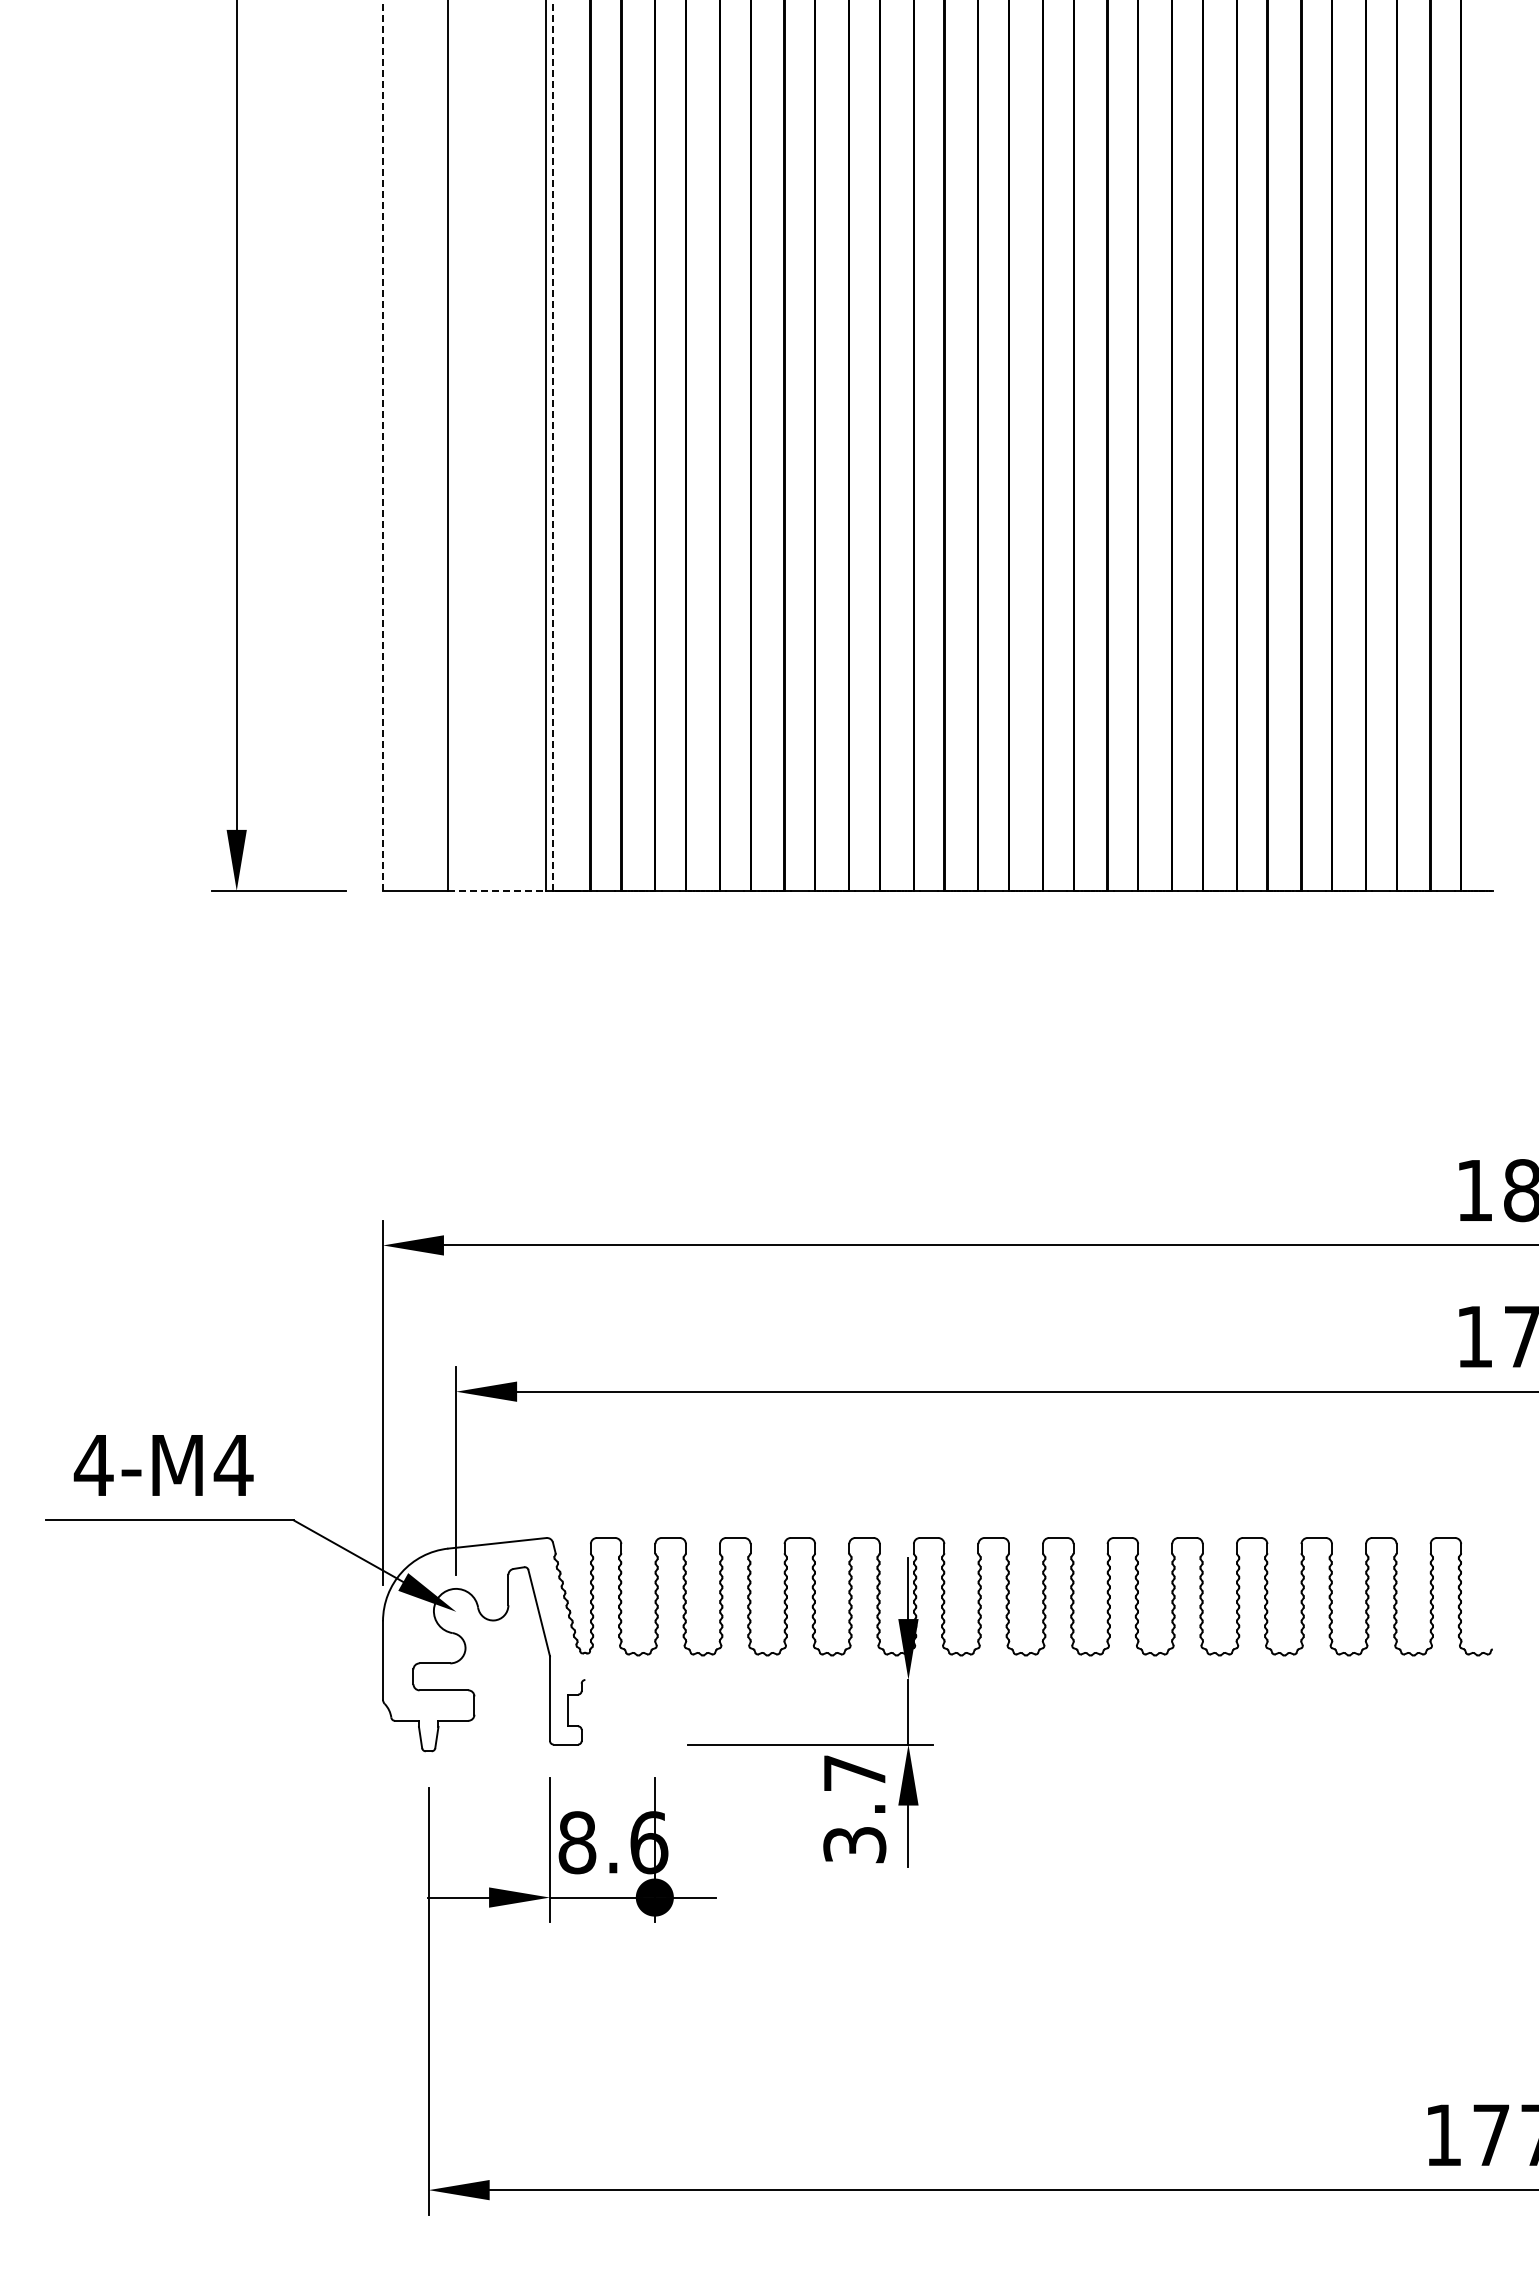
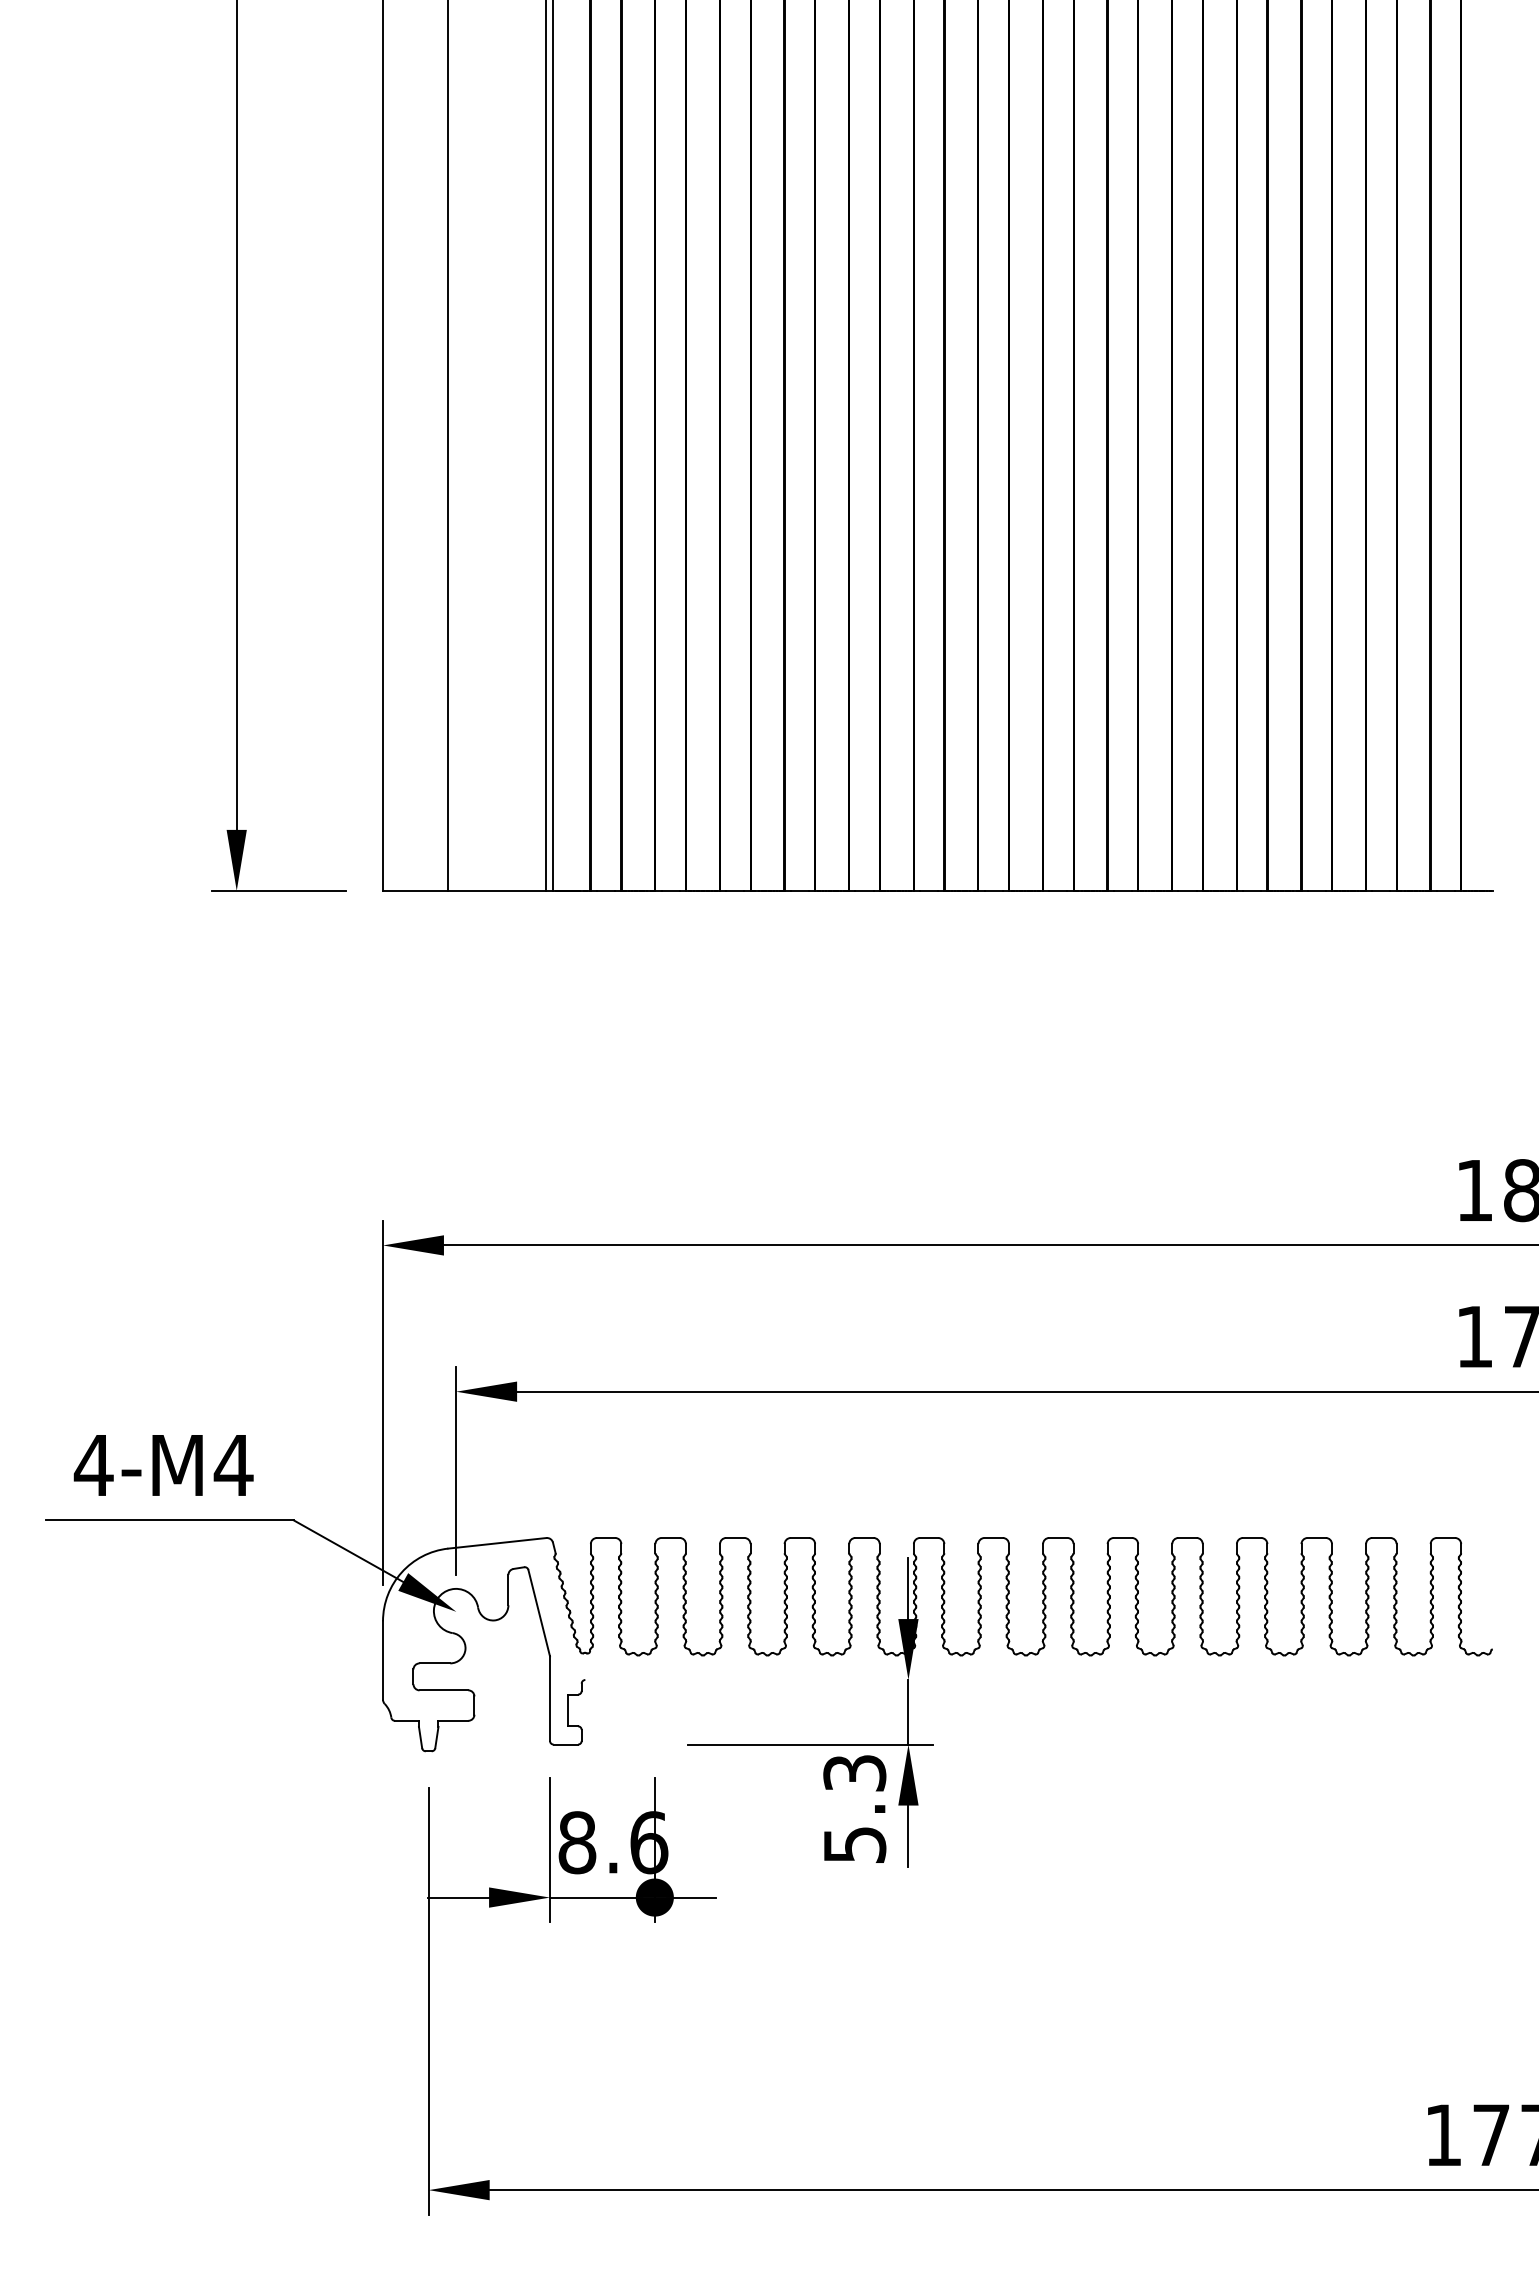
line: dashed -> solid (383, 444)
line: dashed -> solid (552, 444)
line: dashed -> solid (497, 890)
text: 3.7 -> 5.3 (854, 1808)
